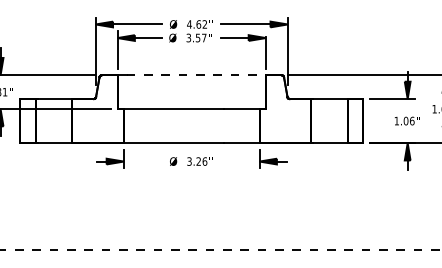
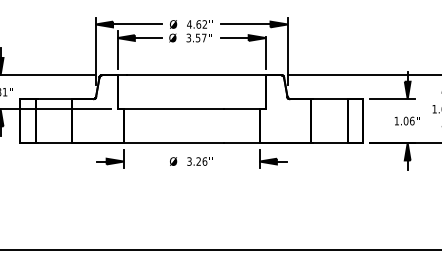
line: dashed -> solid (196, 75)
line: dashed -> solid (221, 249)
